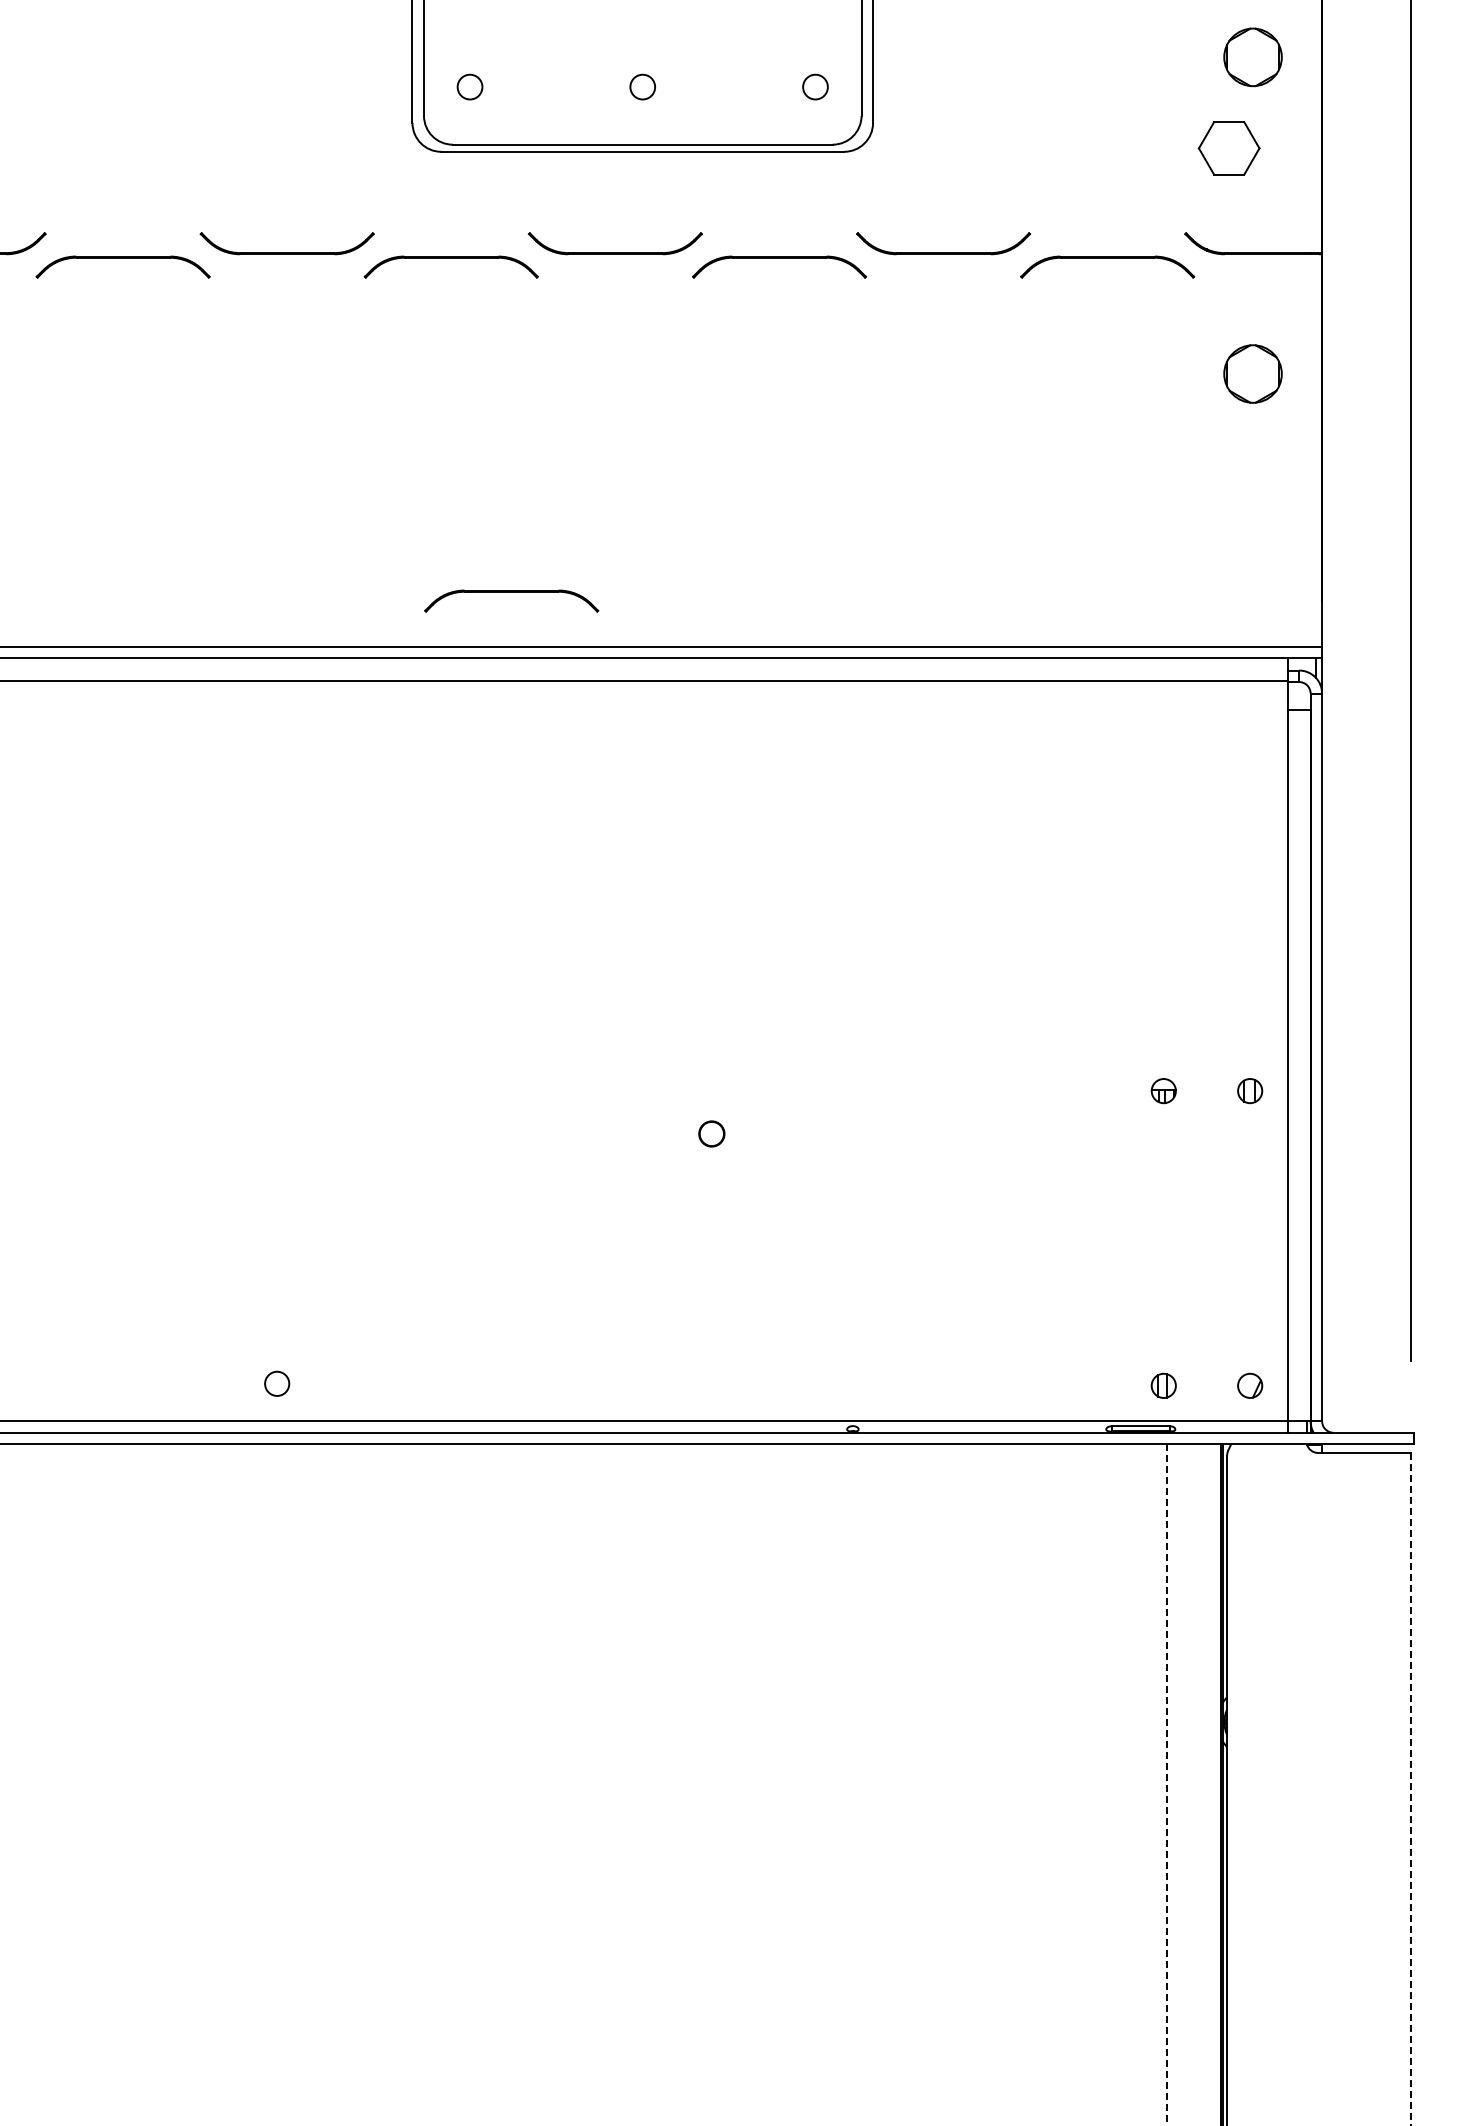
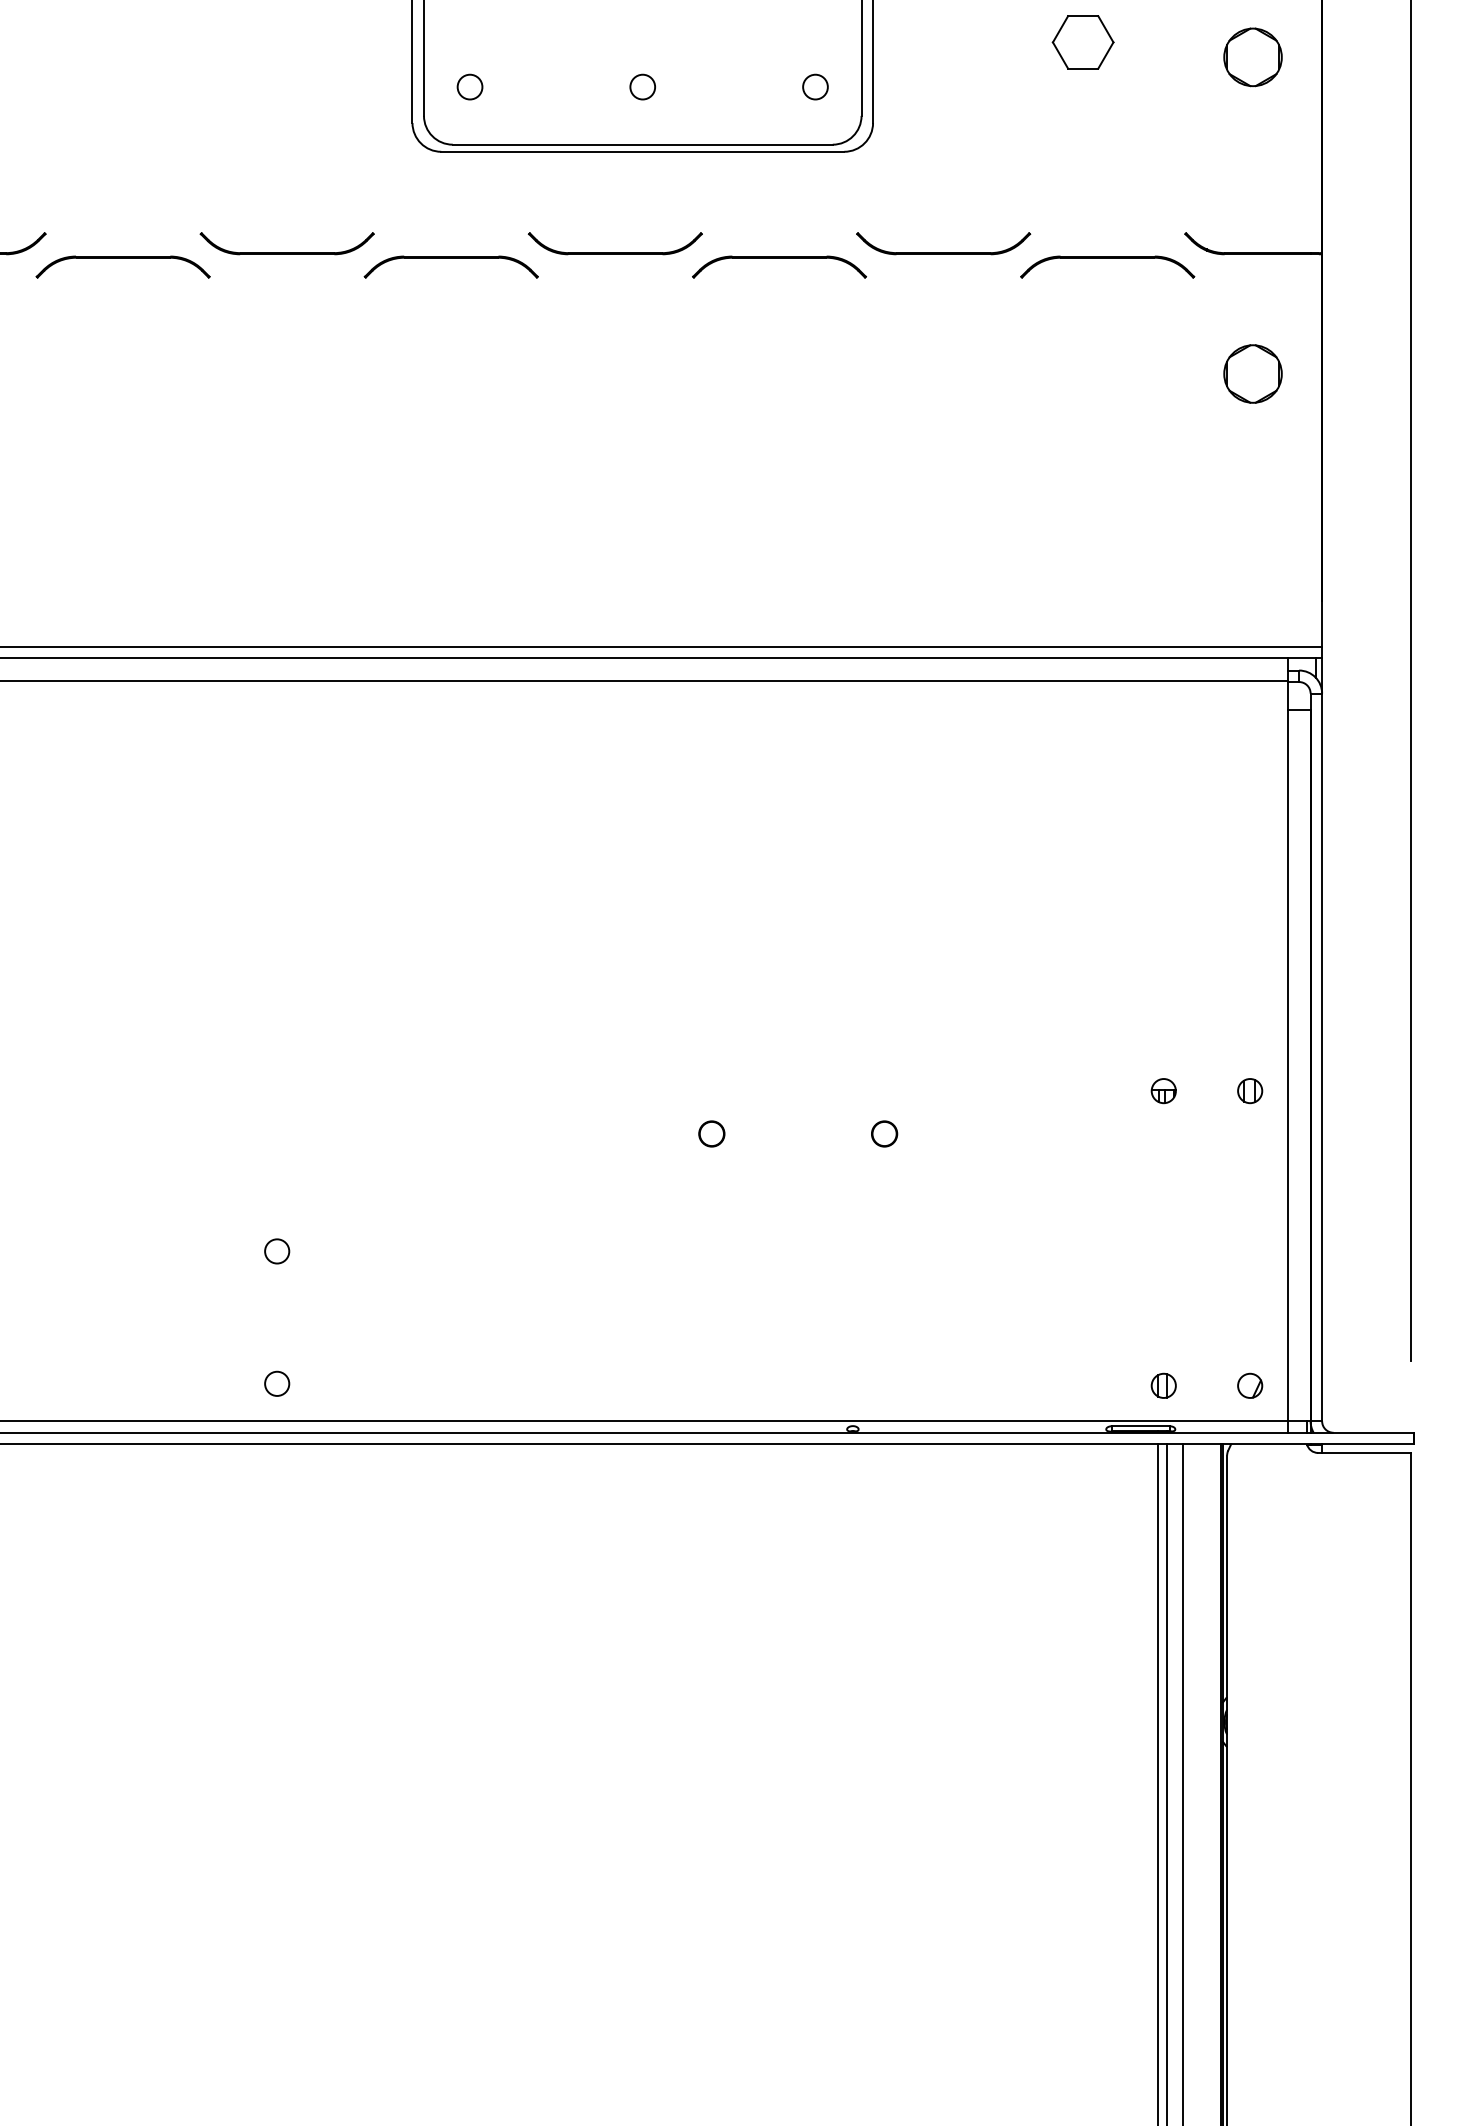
part position: (1228, 148) -> (1082, 42) (1082, 42)
part: present -> none (511, 592)
circle: none -> present (884, 1133)
circle: none -> present (277, 1251)
line: none -> present (1158, 1783)
line: none -> present (1182, 1783)
line: dashed -> solid (1166, 1785)
line: dashed -> solid (1411, 1789)
